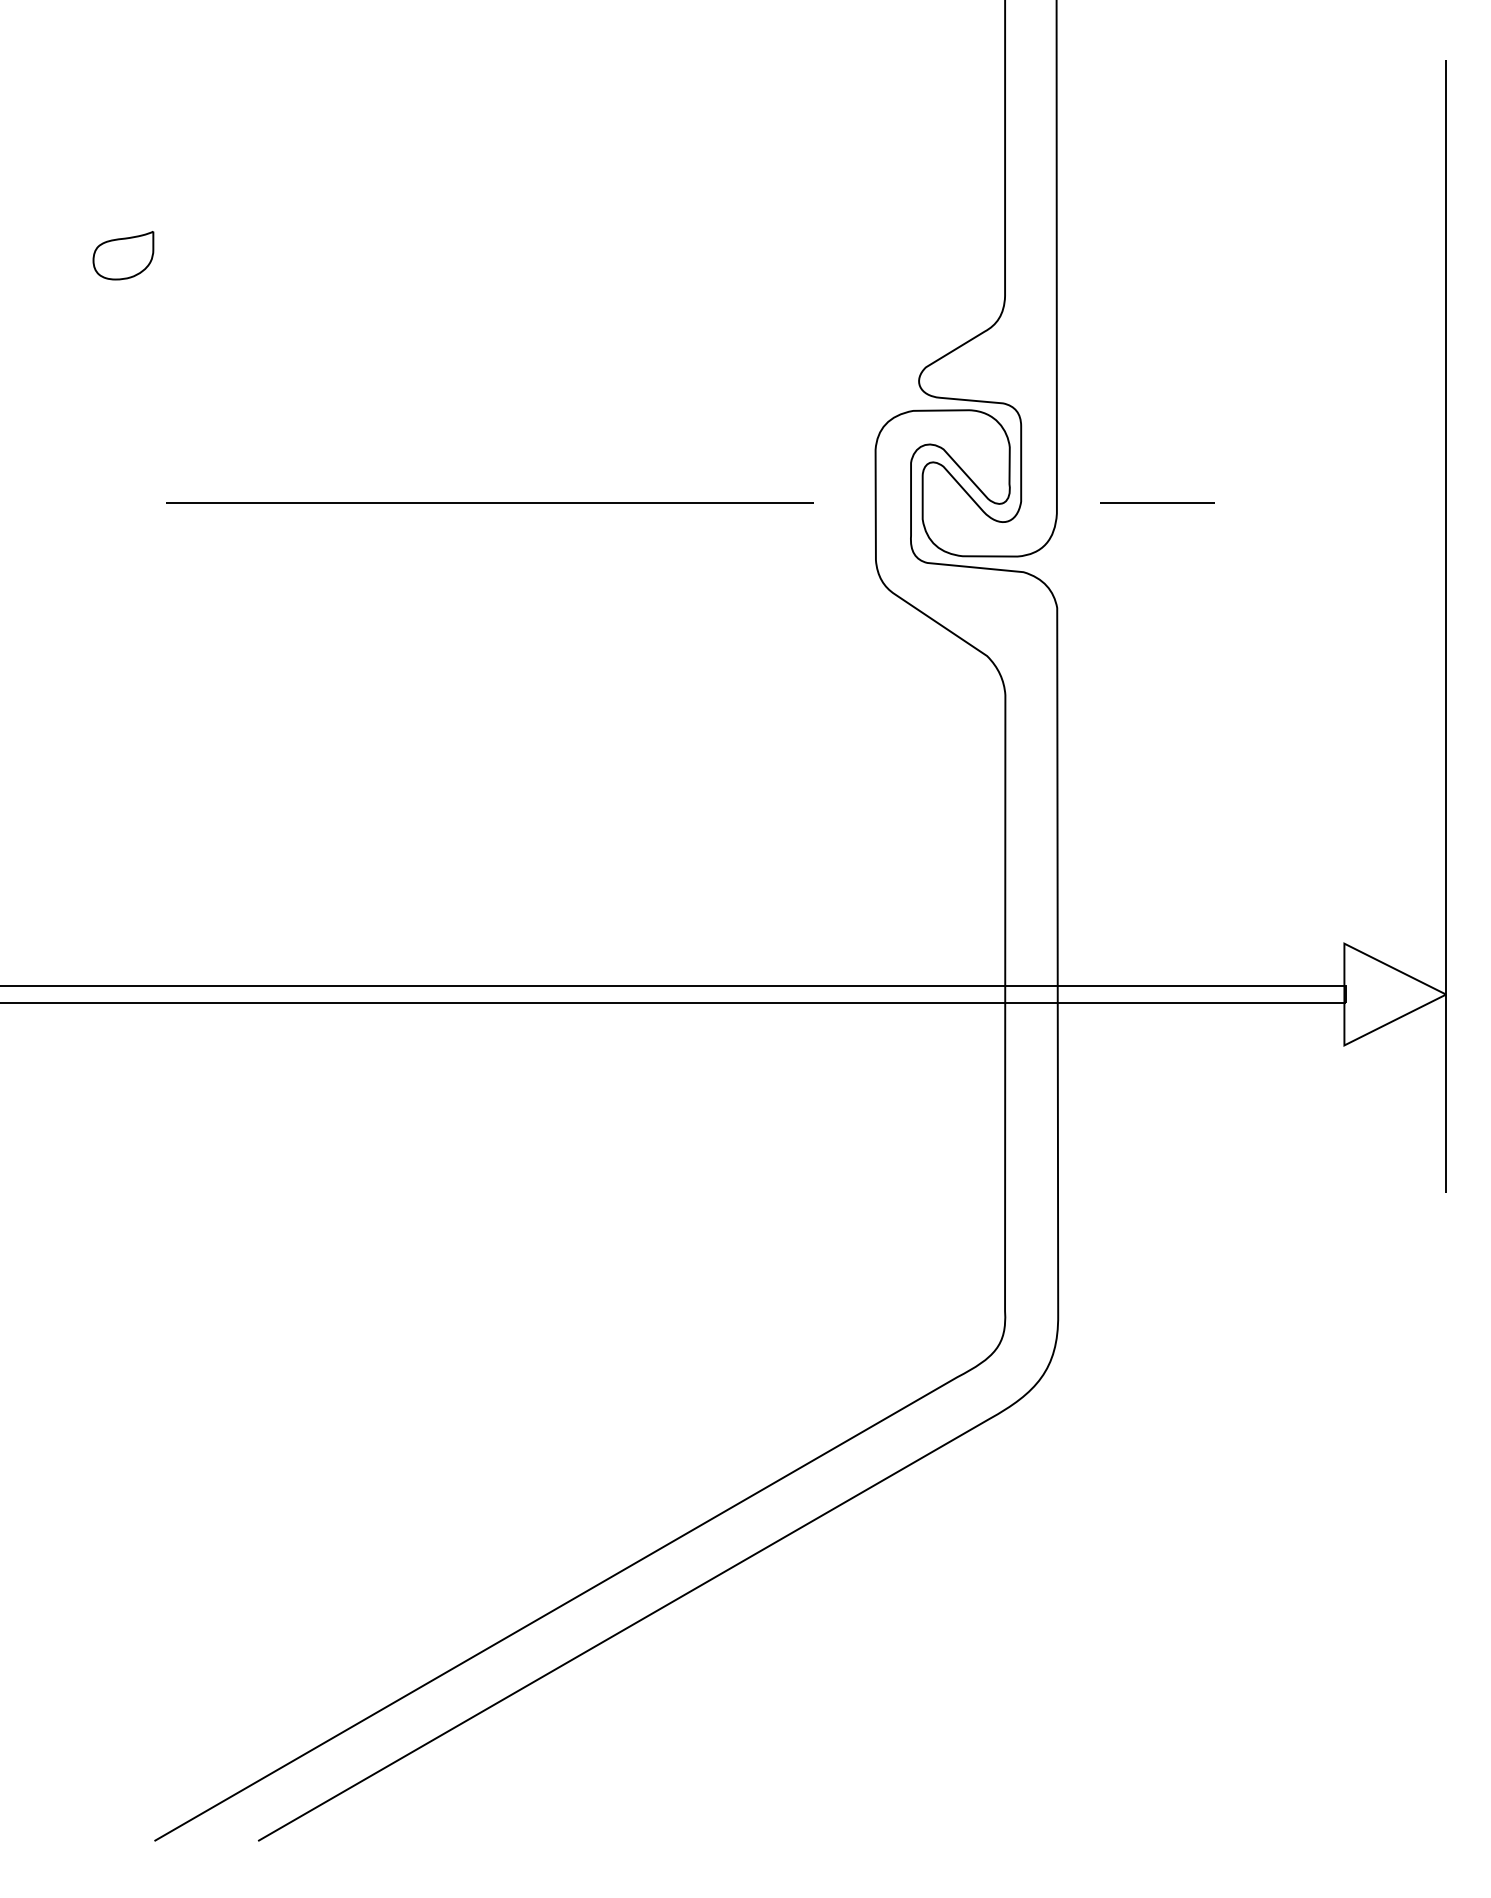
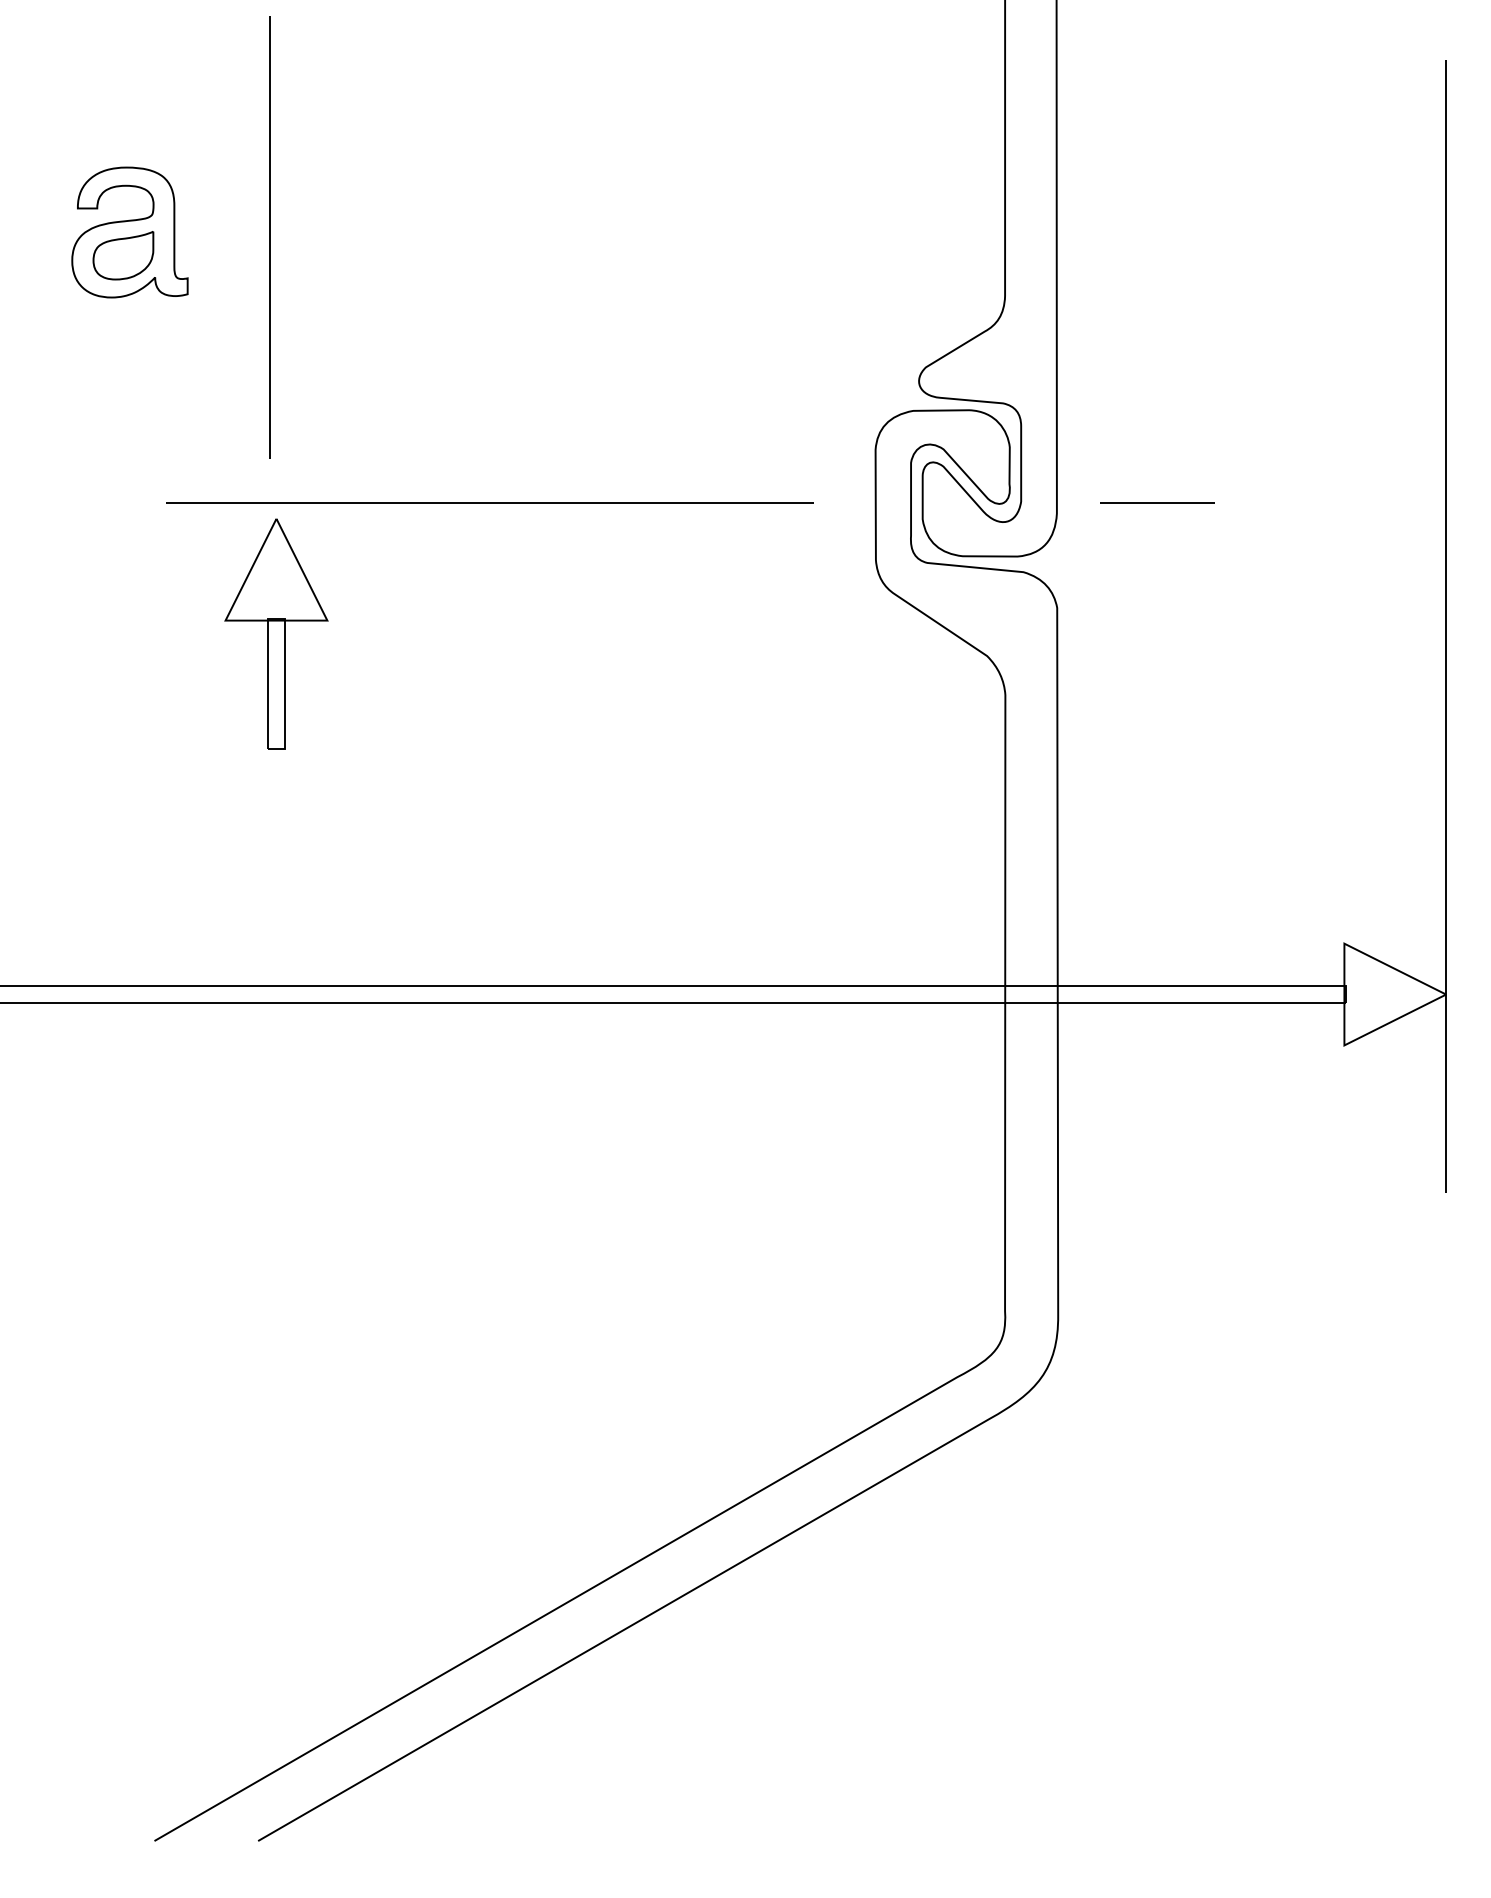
part: none -> present (129, 232)
line: none -> present (269, 237)
part: none -> present (276, 633)
